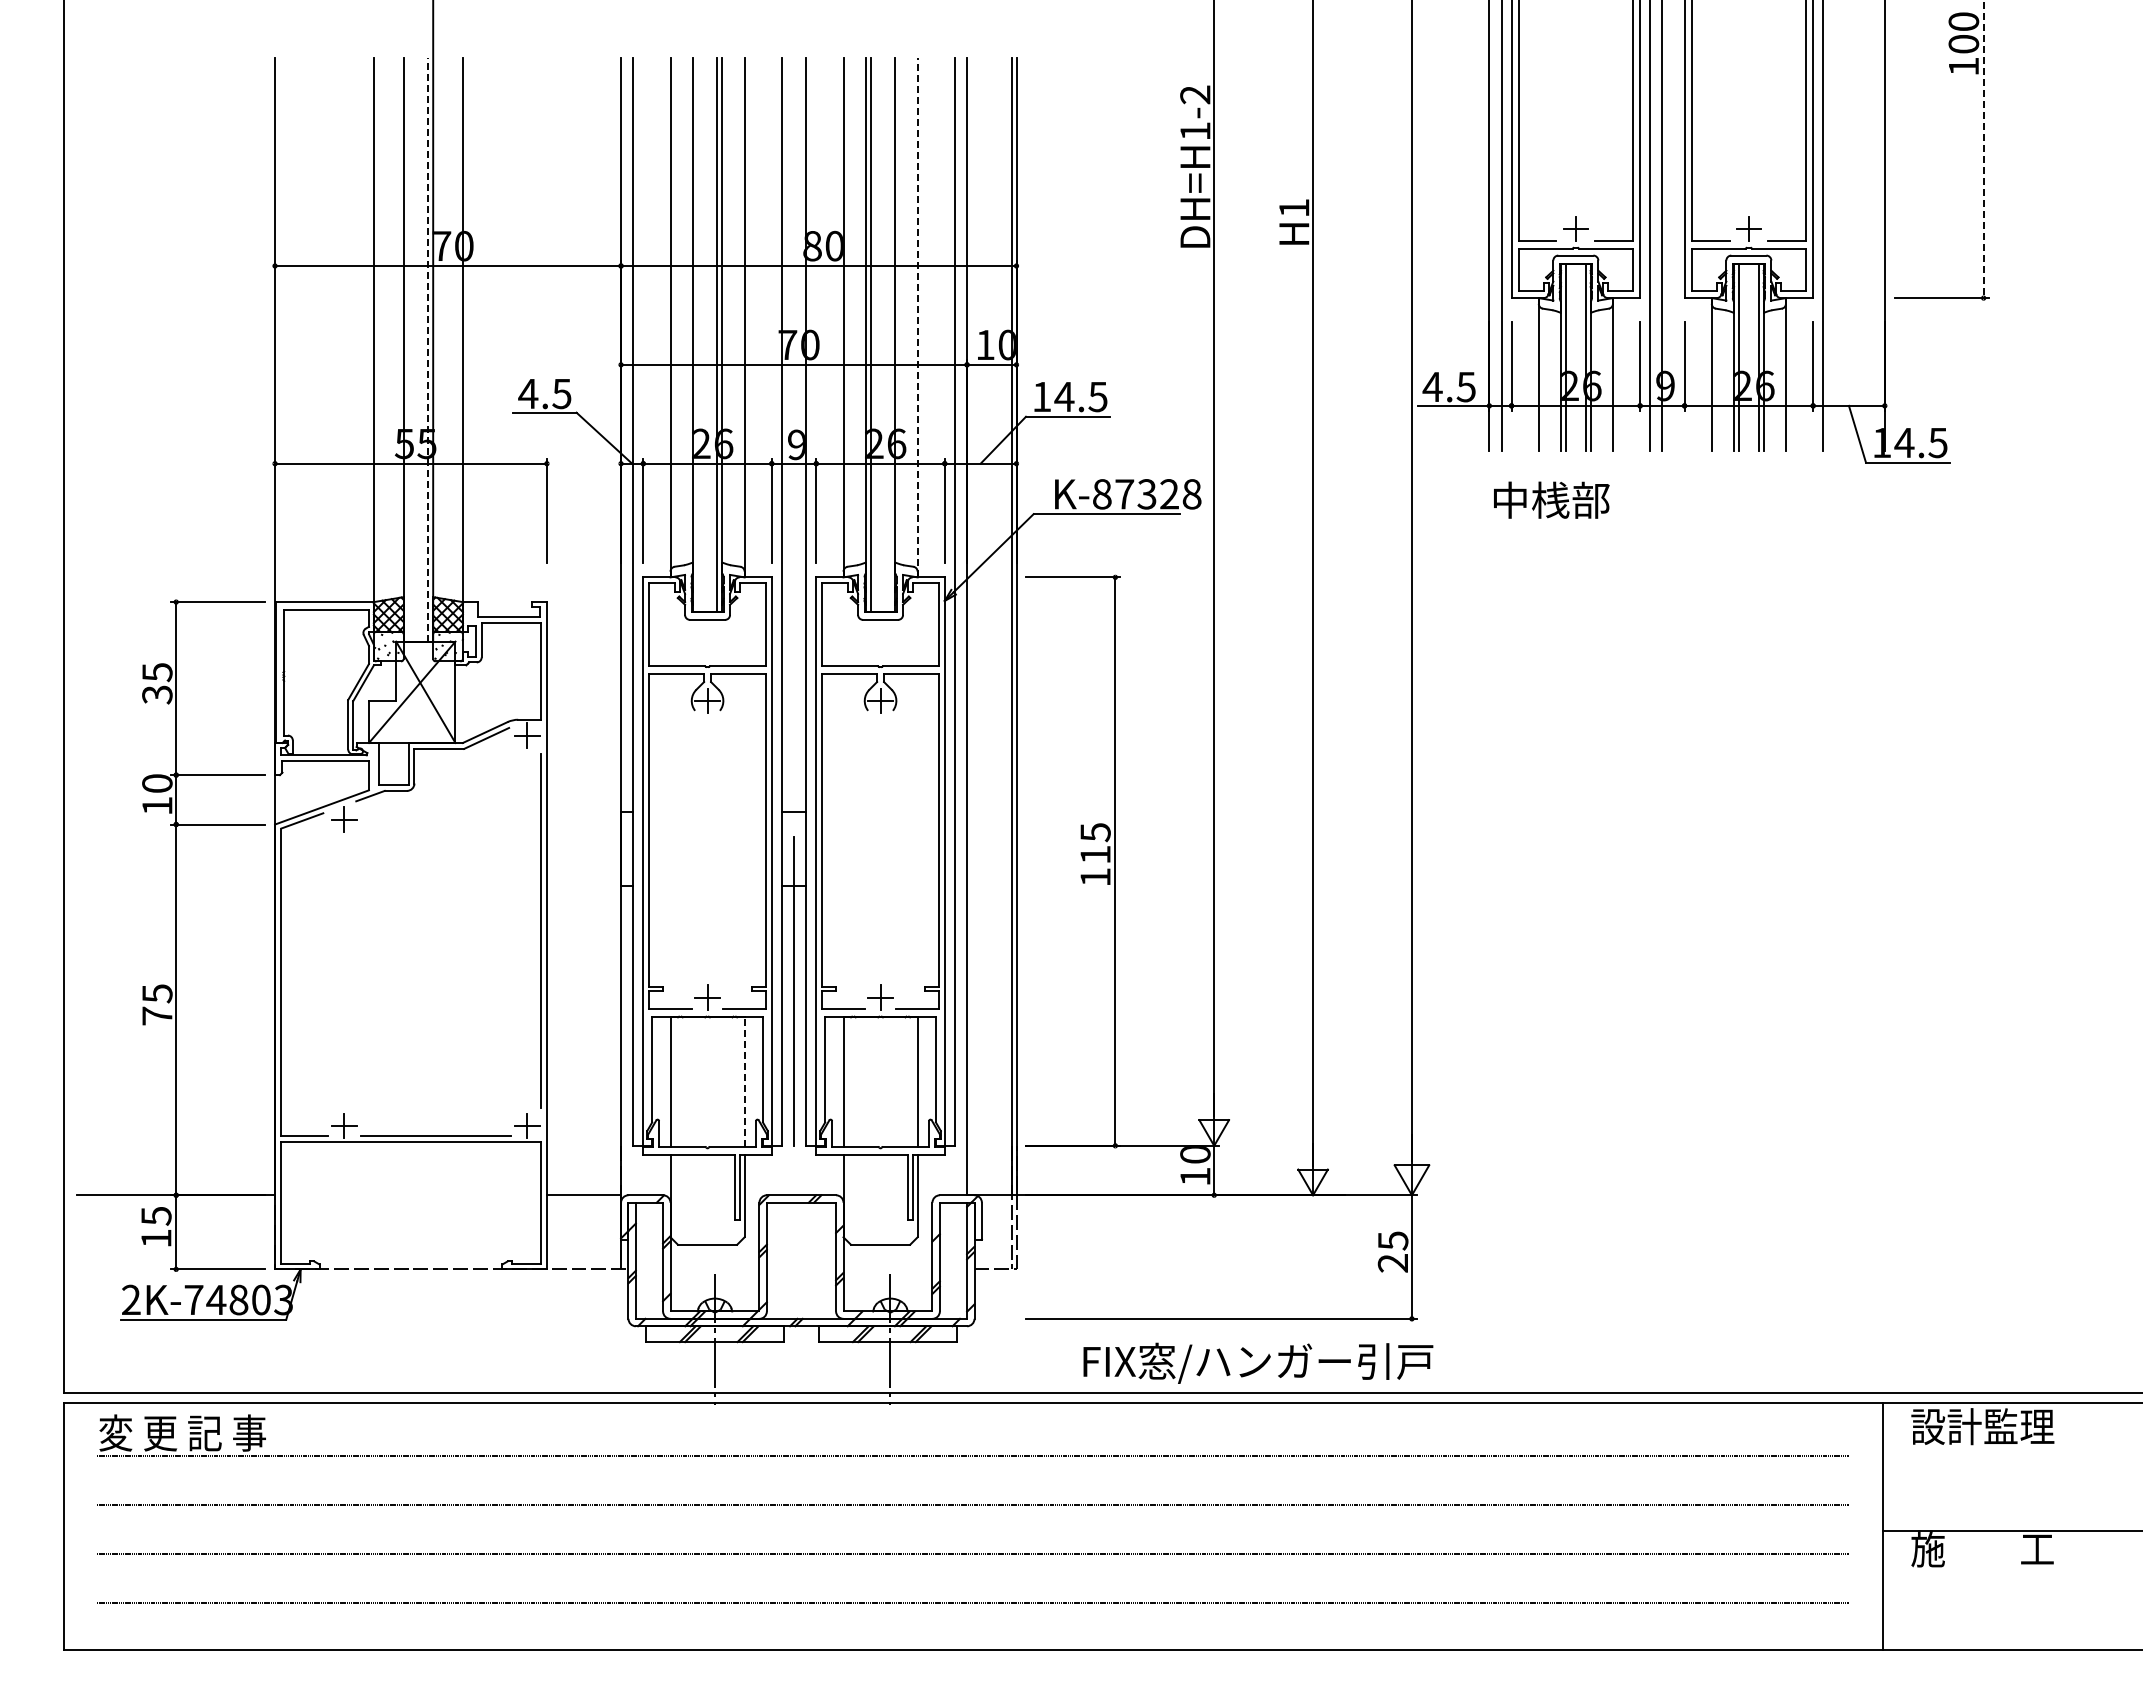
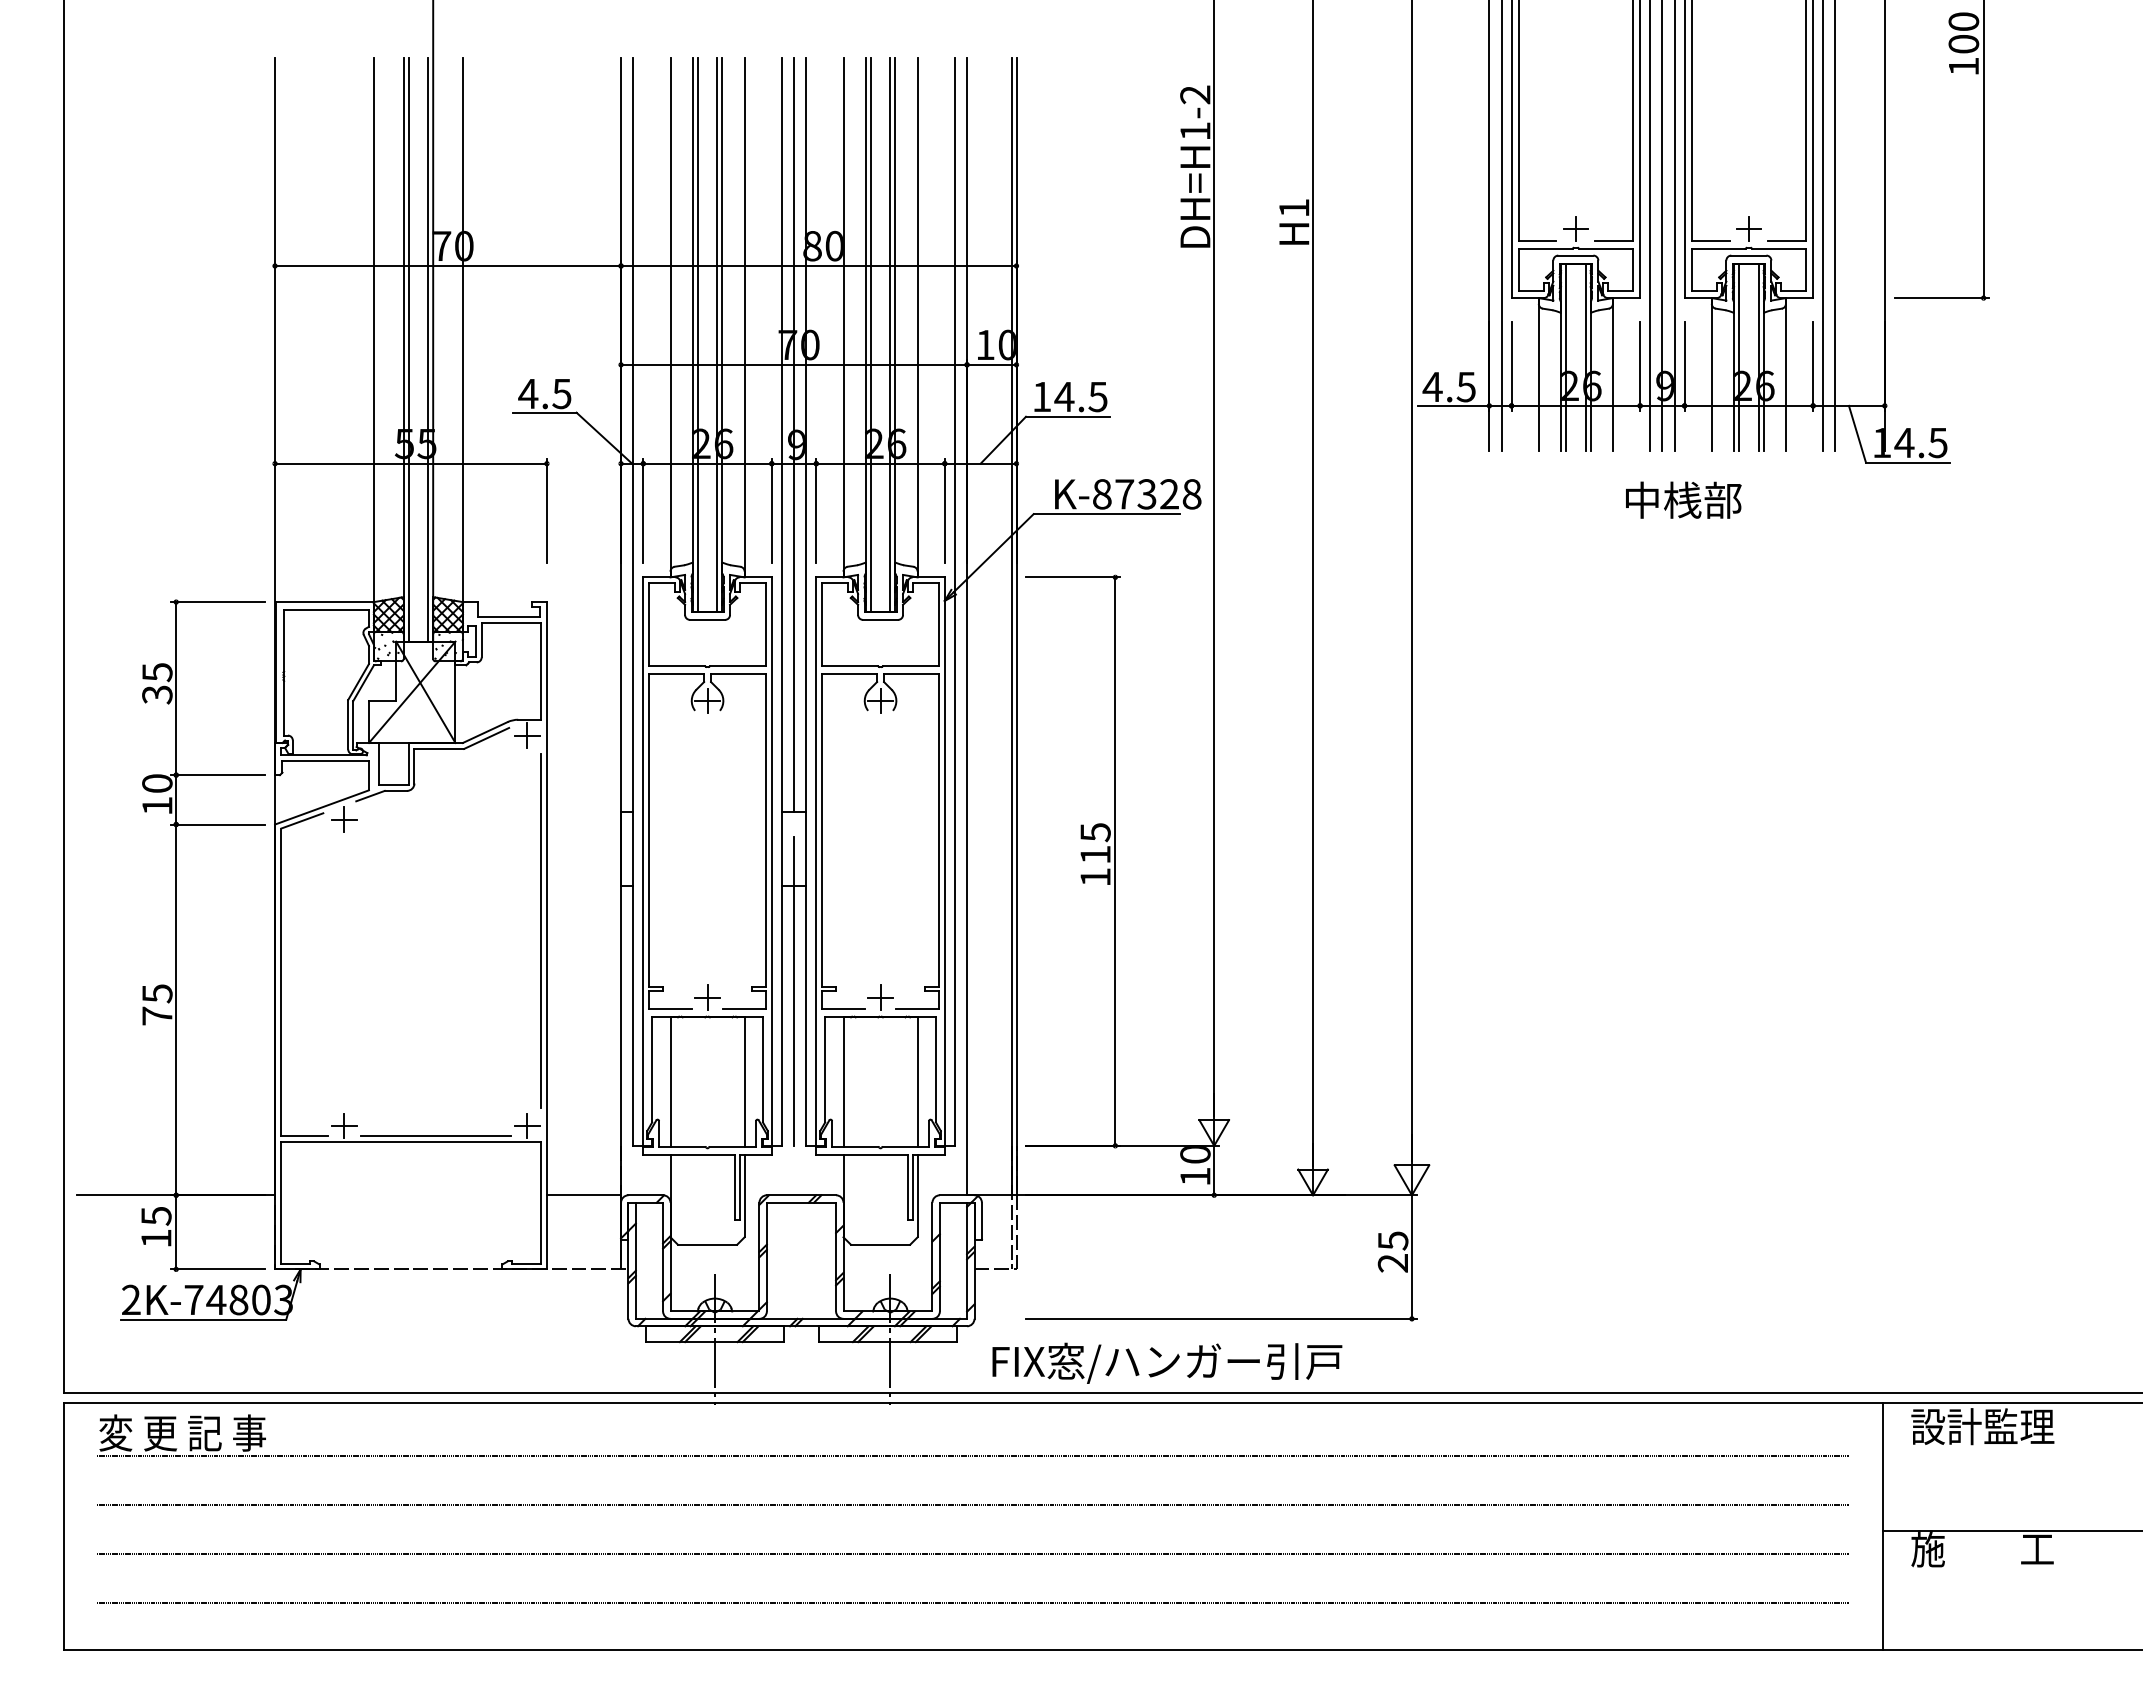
line: dashed -> solid (1983, 149)
line: none -> present (1674, 226)
line: none -> present (1835, 226)
line: dashed -> solid (917, 317)
line: none -> present (697, 335)
line: none -> present (890, 335)
line: none -> present (408, 349)
line: dashed -> solid (428, 350)
line: none -> present (794, 435)
text position: (1551, 499) -> (1683, 499) (1683, 499)
line: dashed -> solid (744, 1082)
text position: (1258, 1362) -> (1167, 1362) (1167, 1362)
